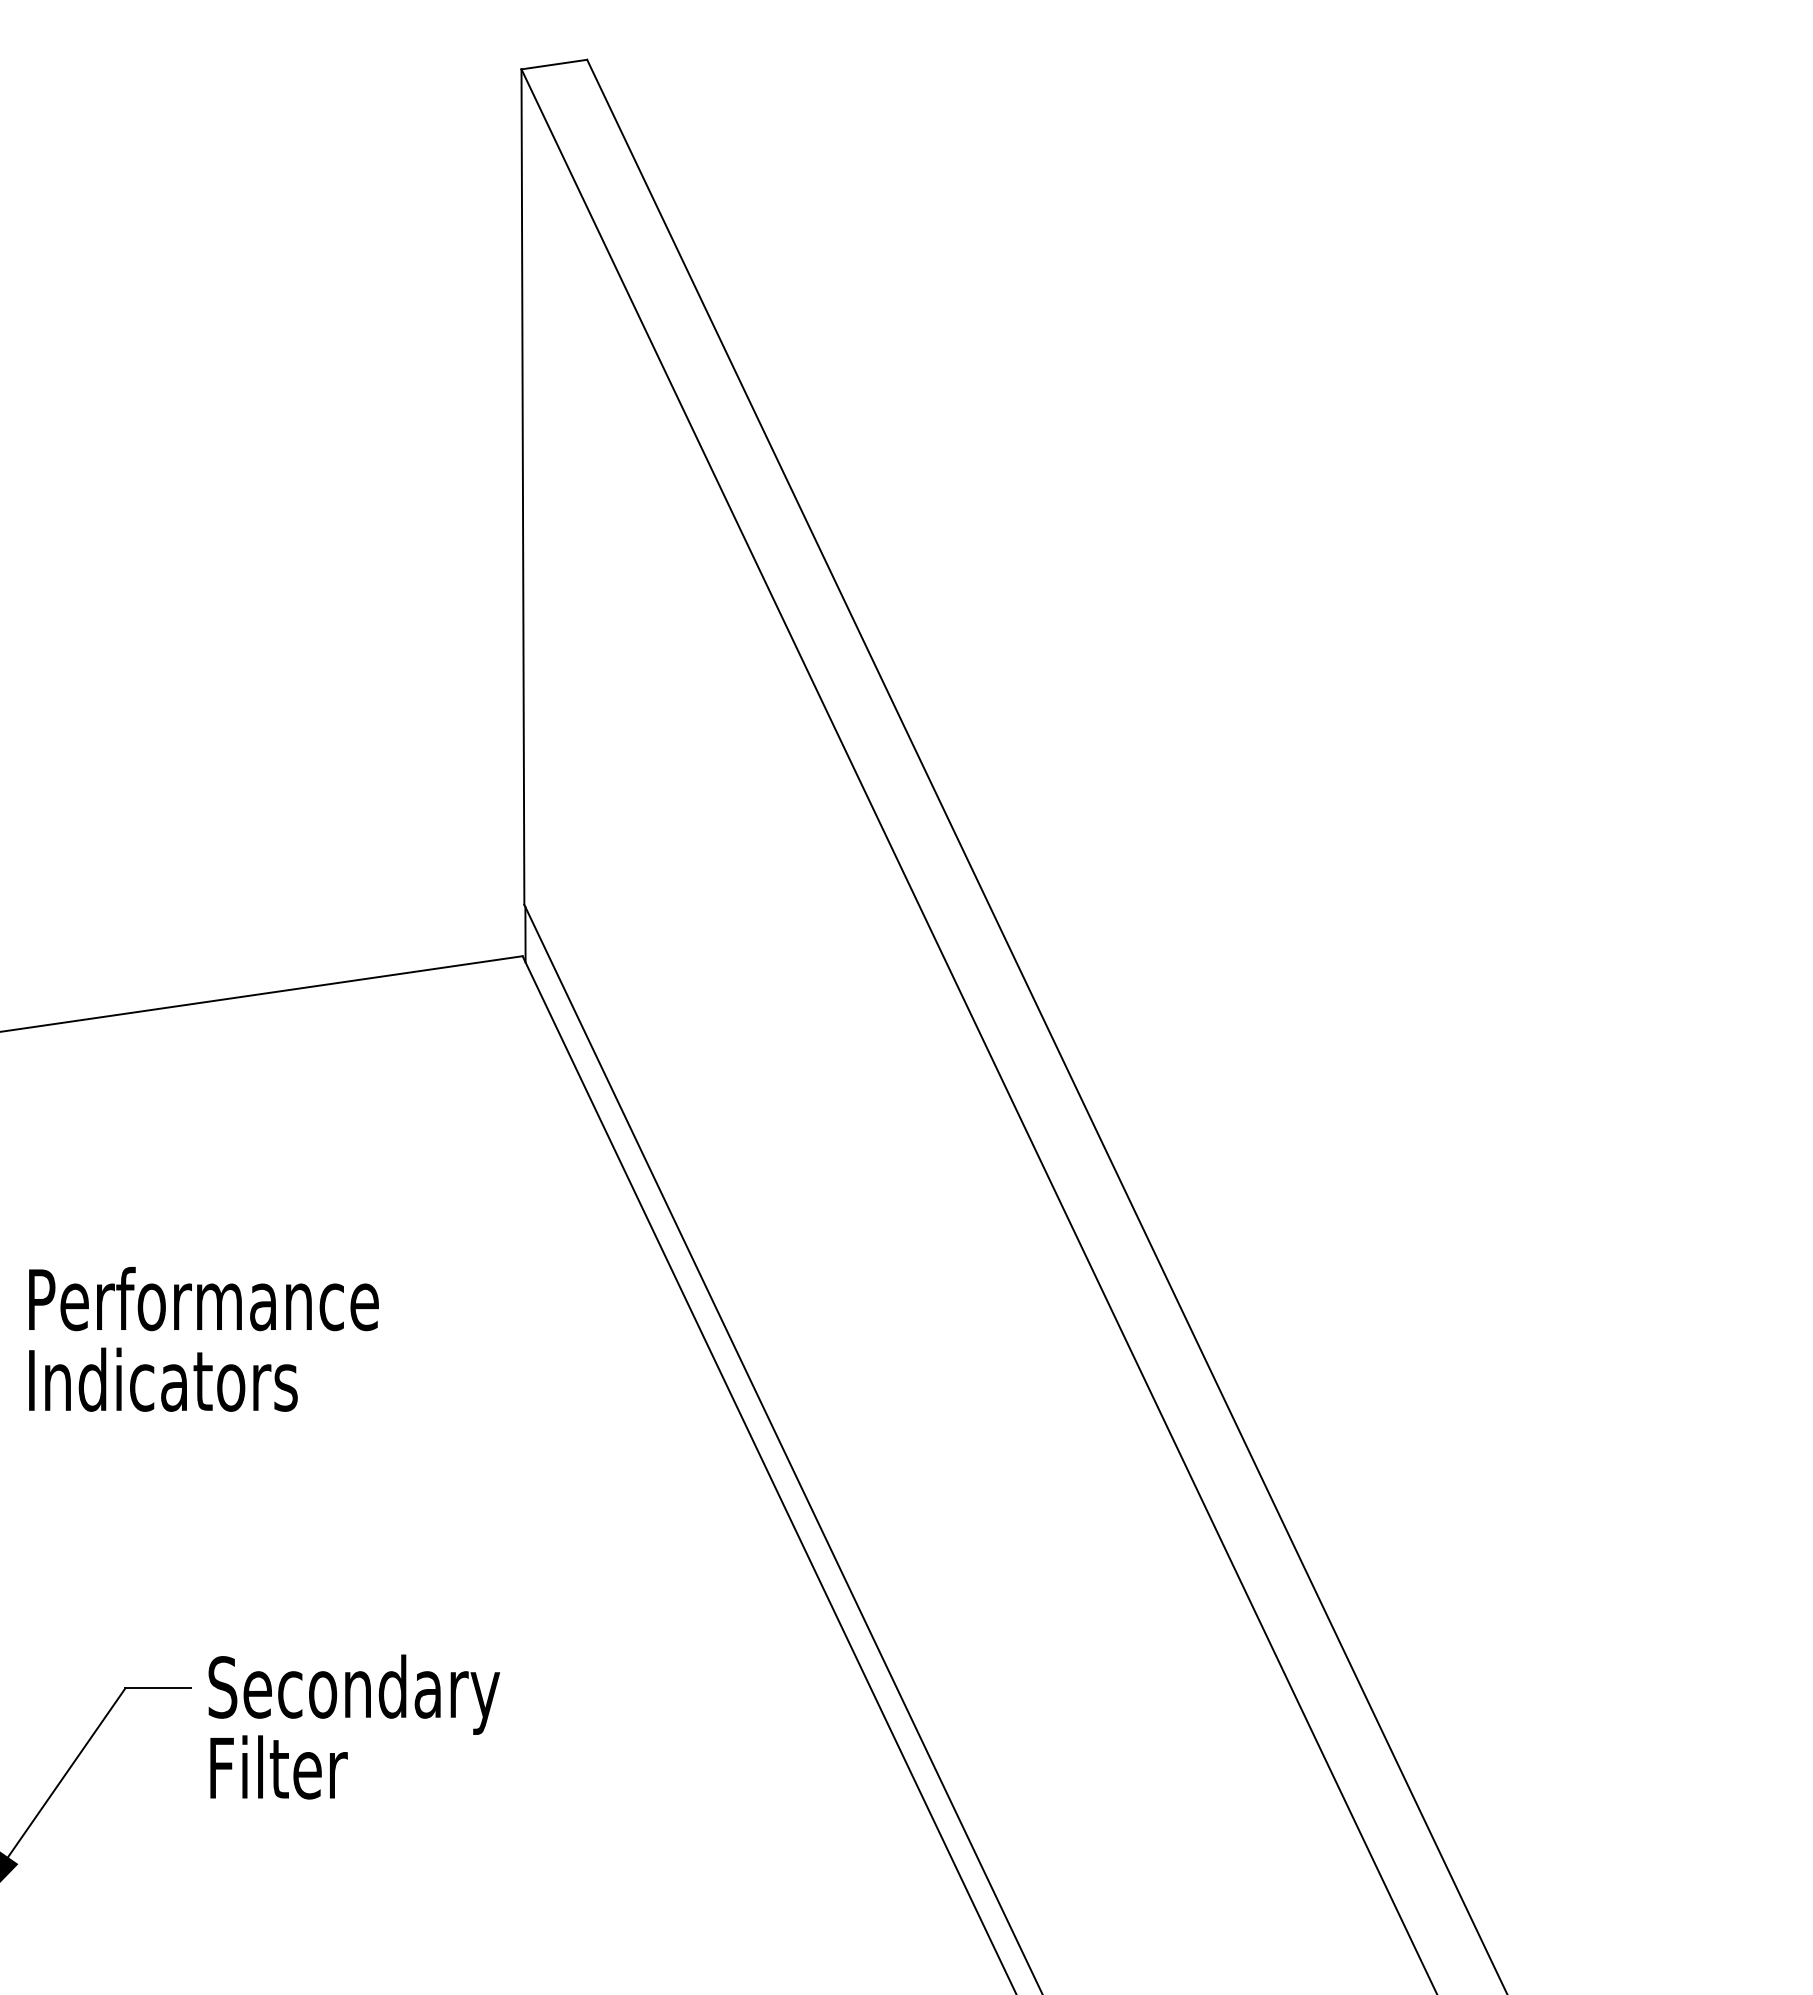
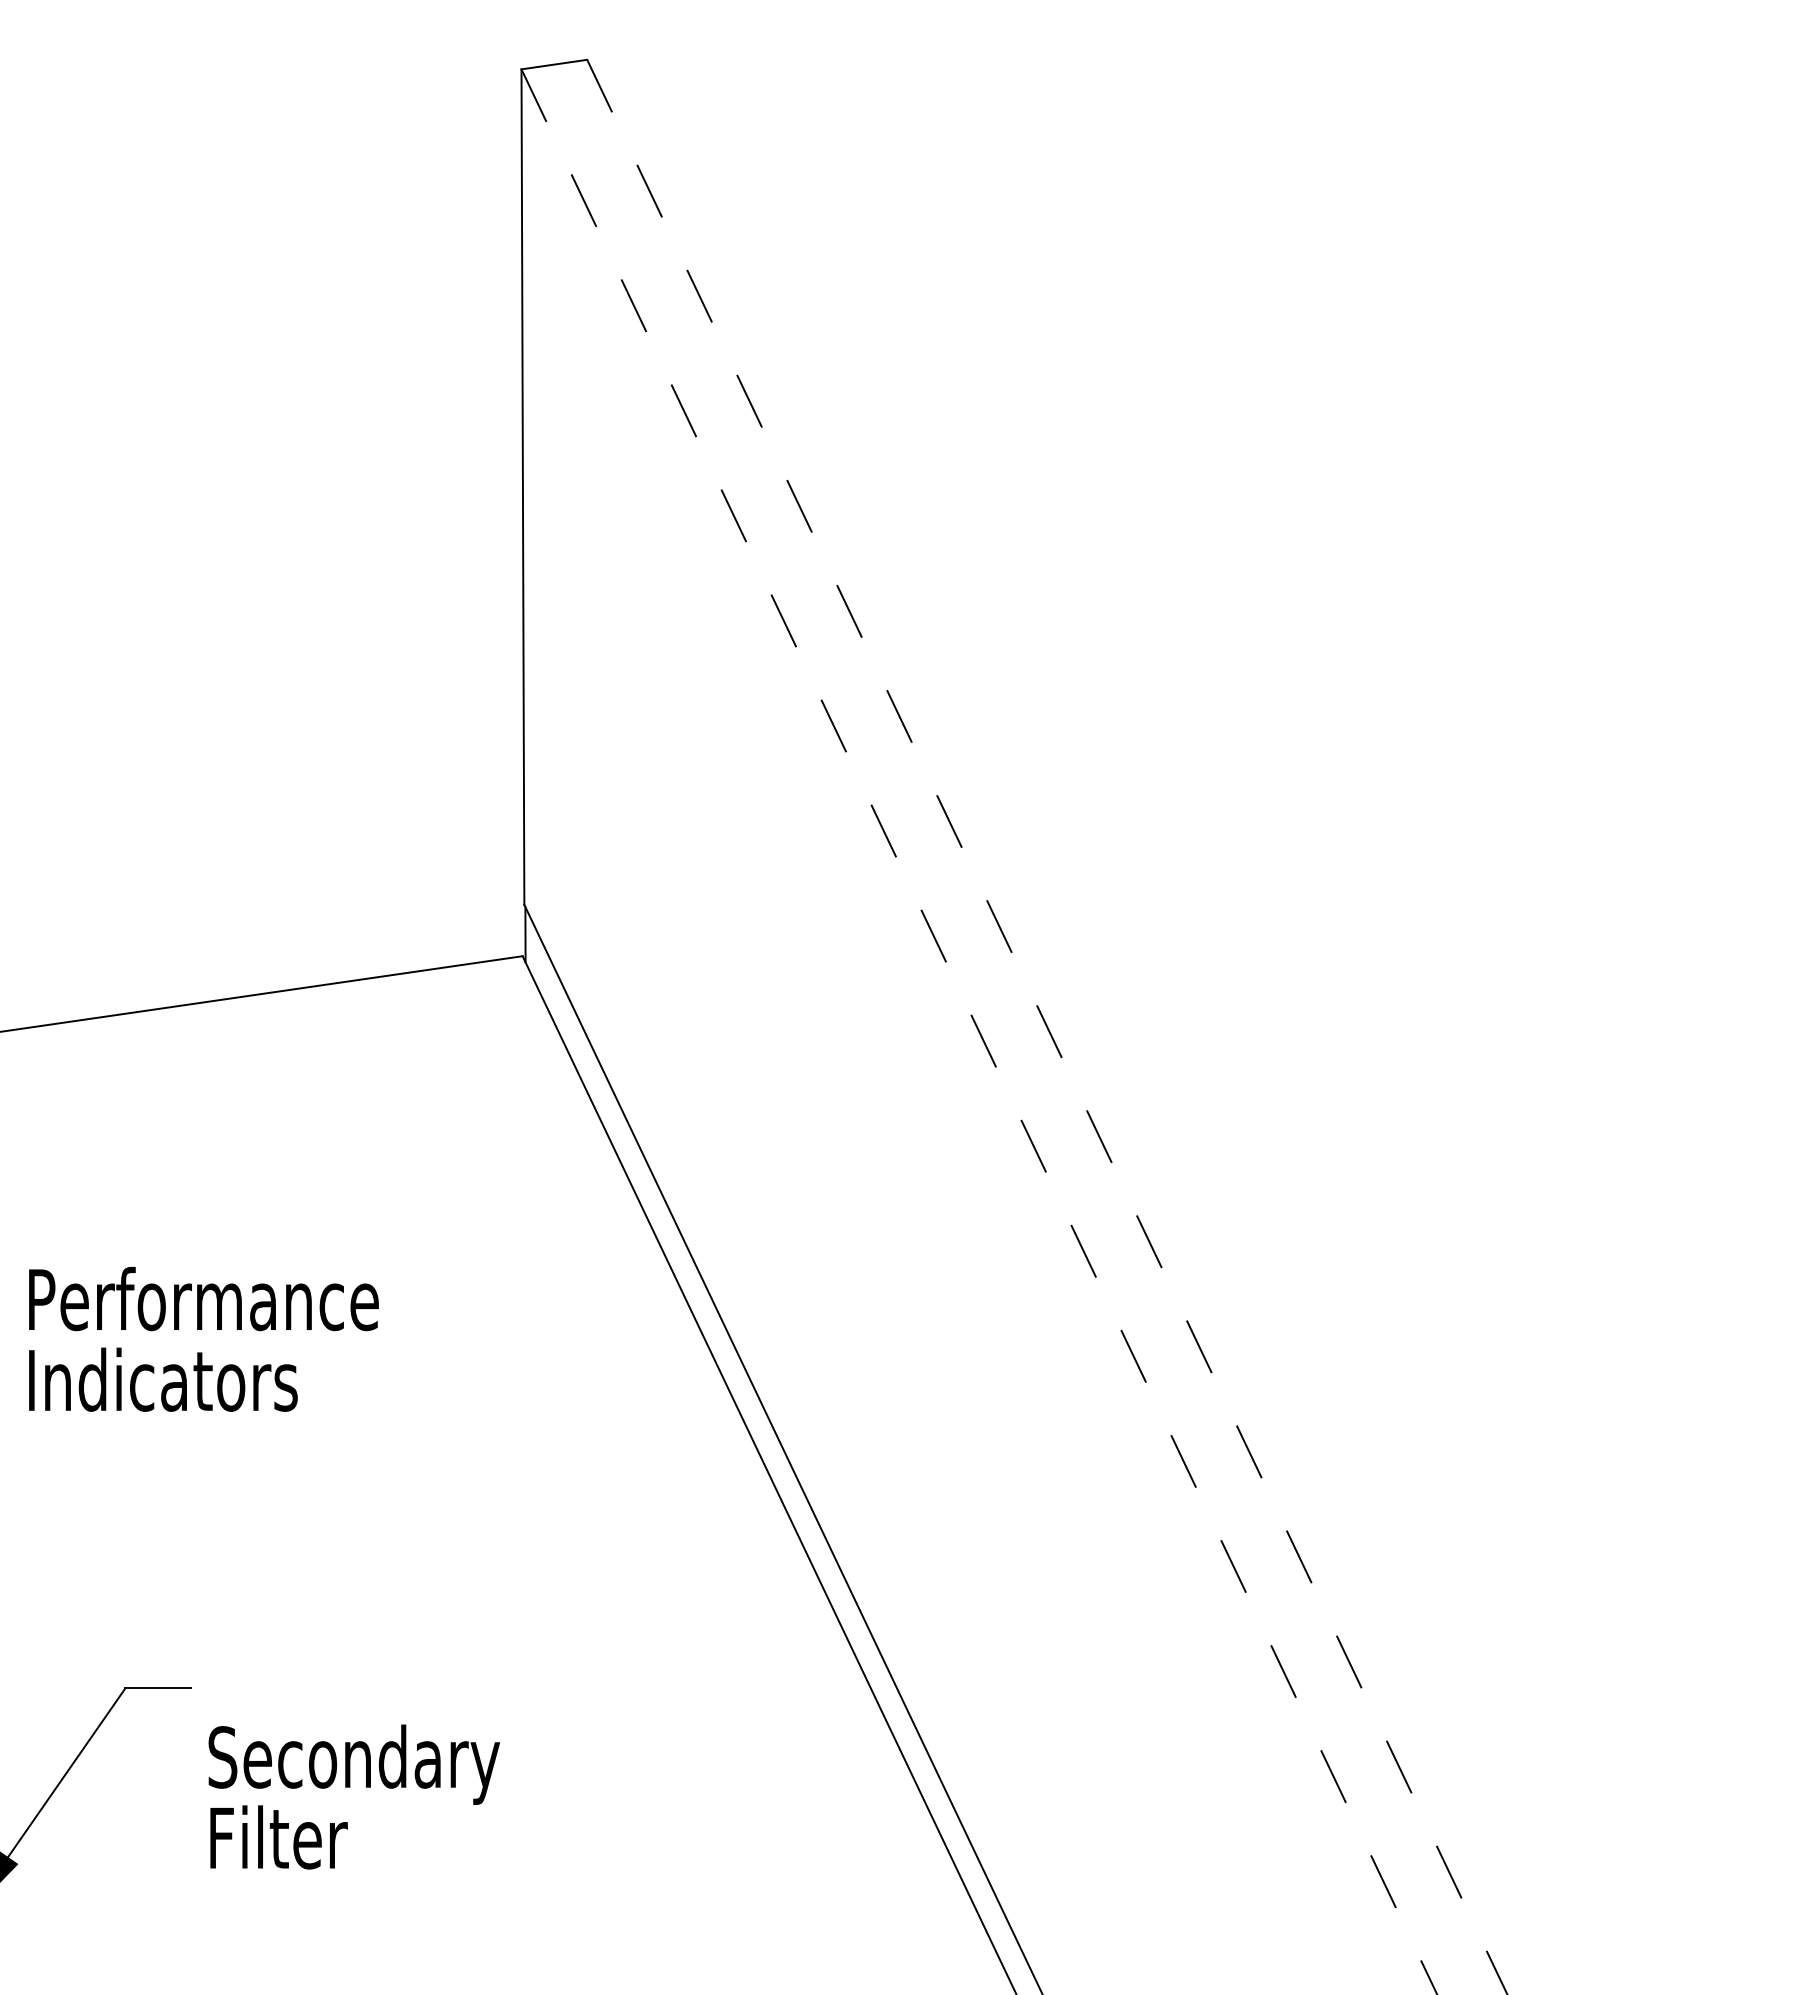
line: solid -> dashed (1047, 1027)
line: solid -> dashed (979, 1031)
text position: (354, 1726) -> (354, 1796) (354, 1796)
